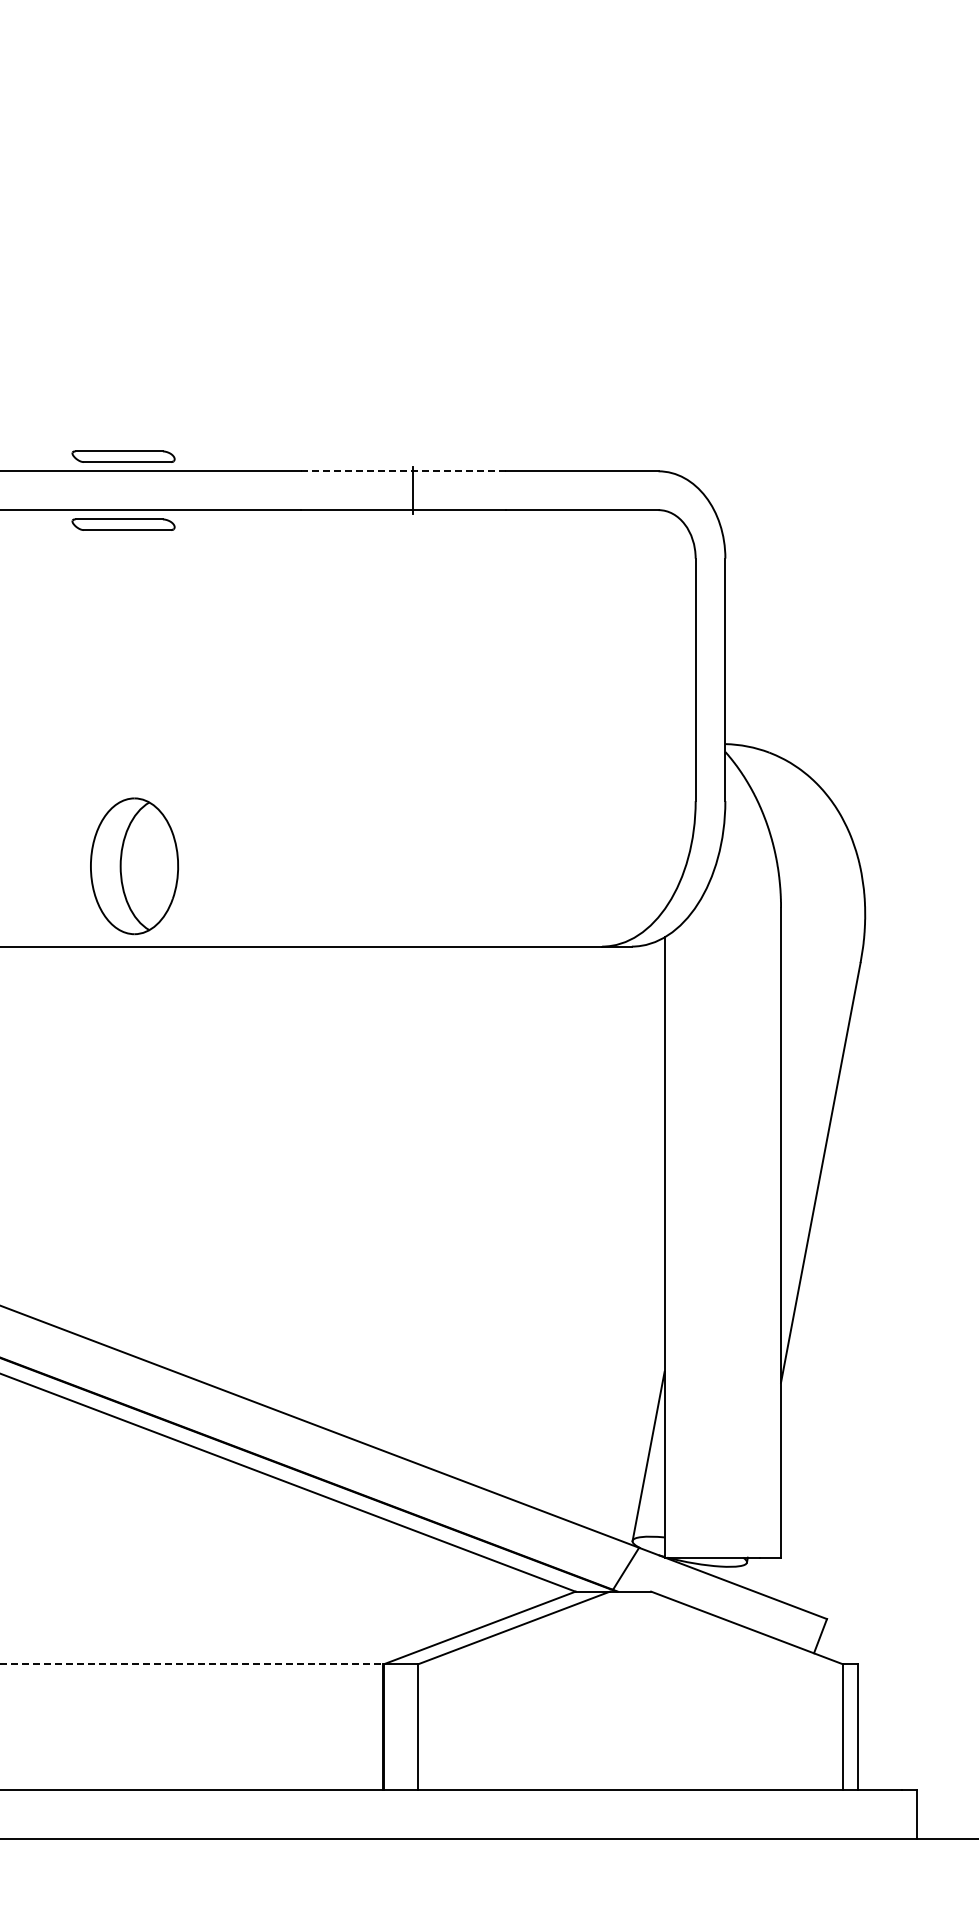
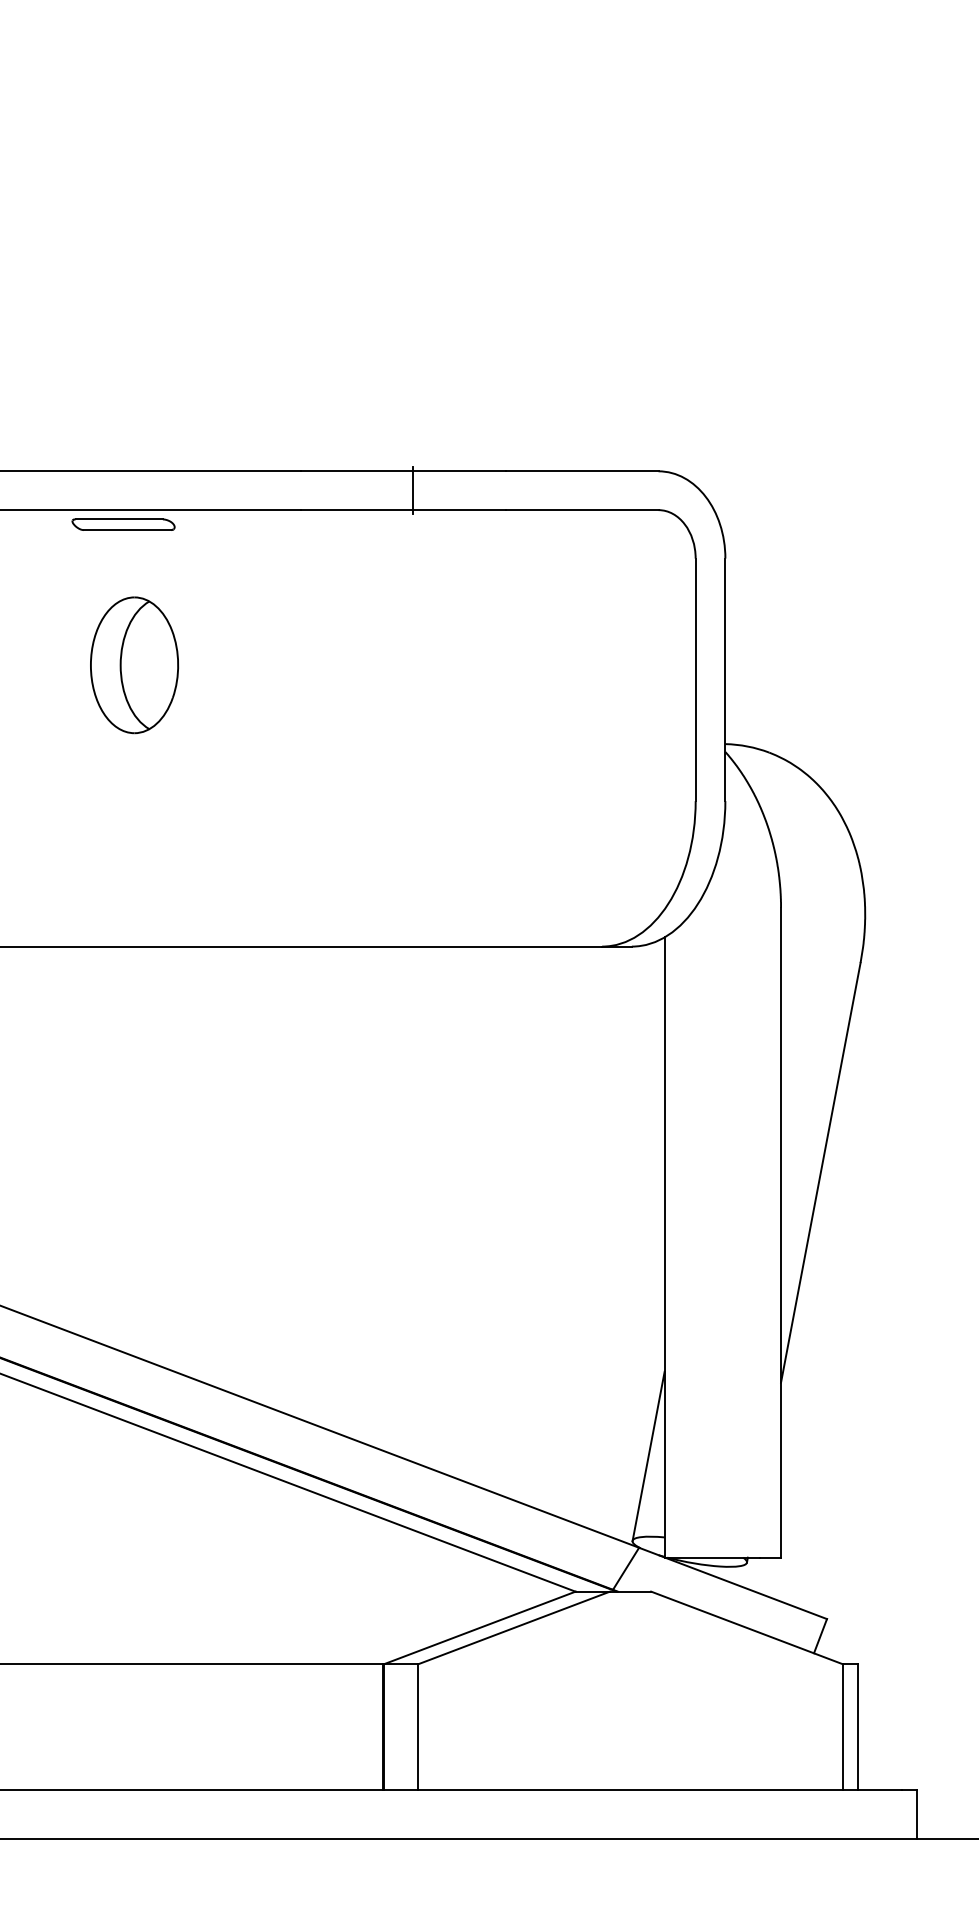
part: present -> none (123, 456)
line: dashed -> solid (404, 471)
part position: (134, 866) -> (134, 665) (134, 665)
line: dashed -> solid (192, 1664)
